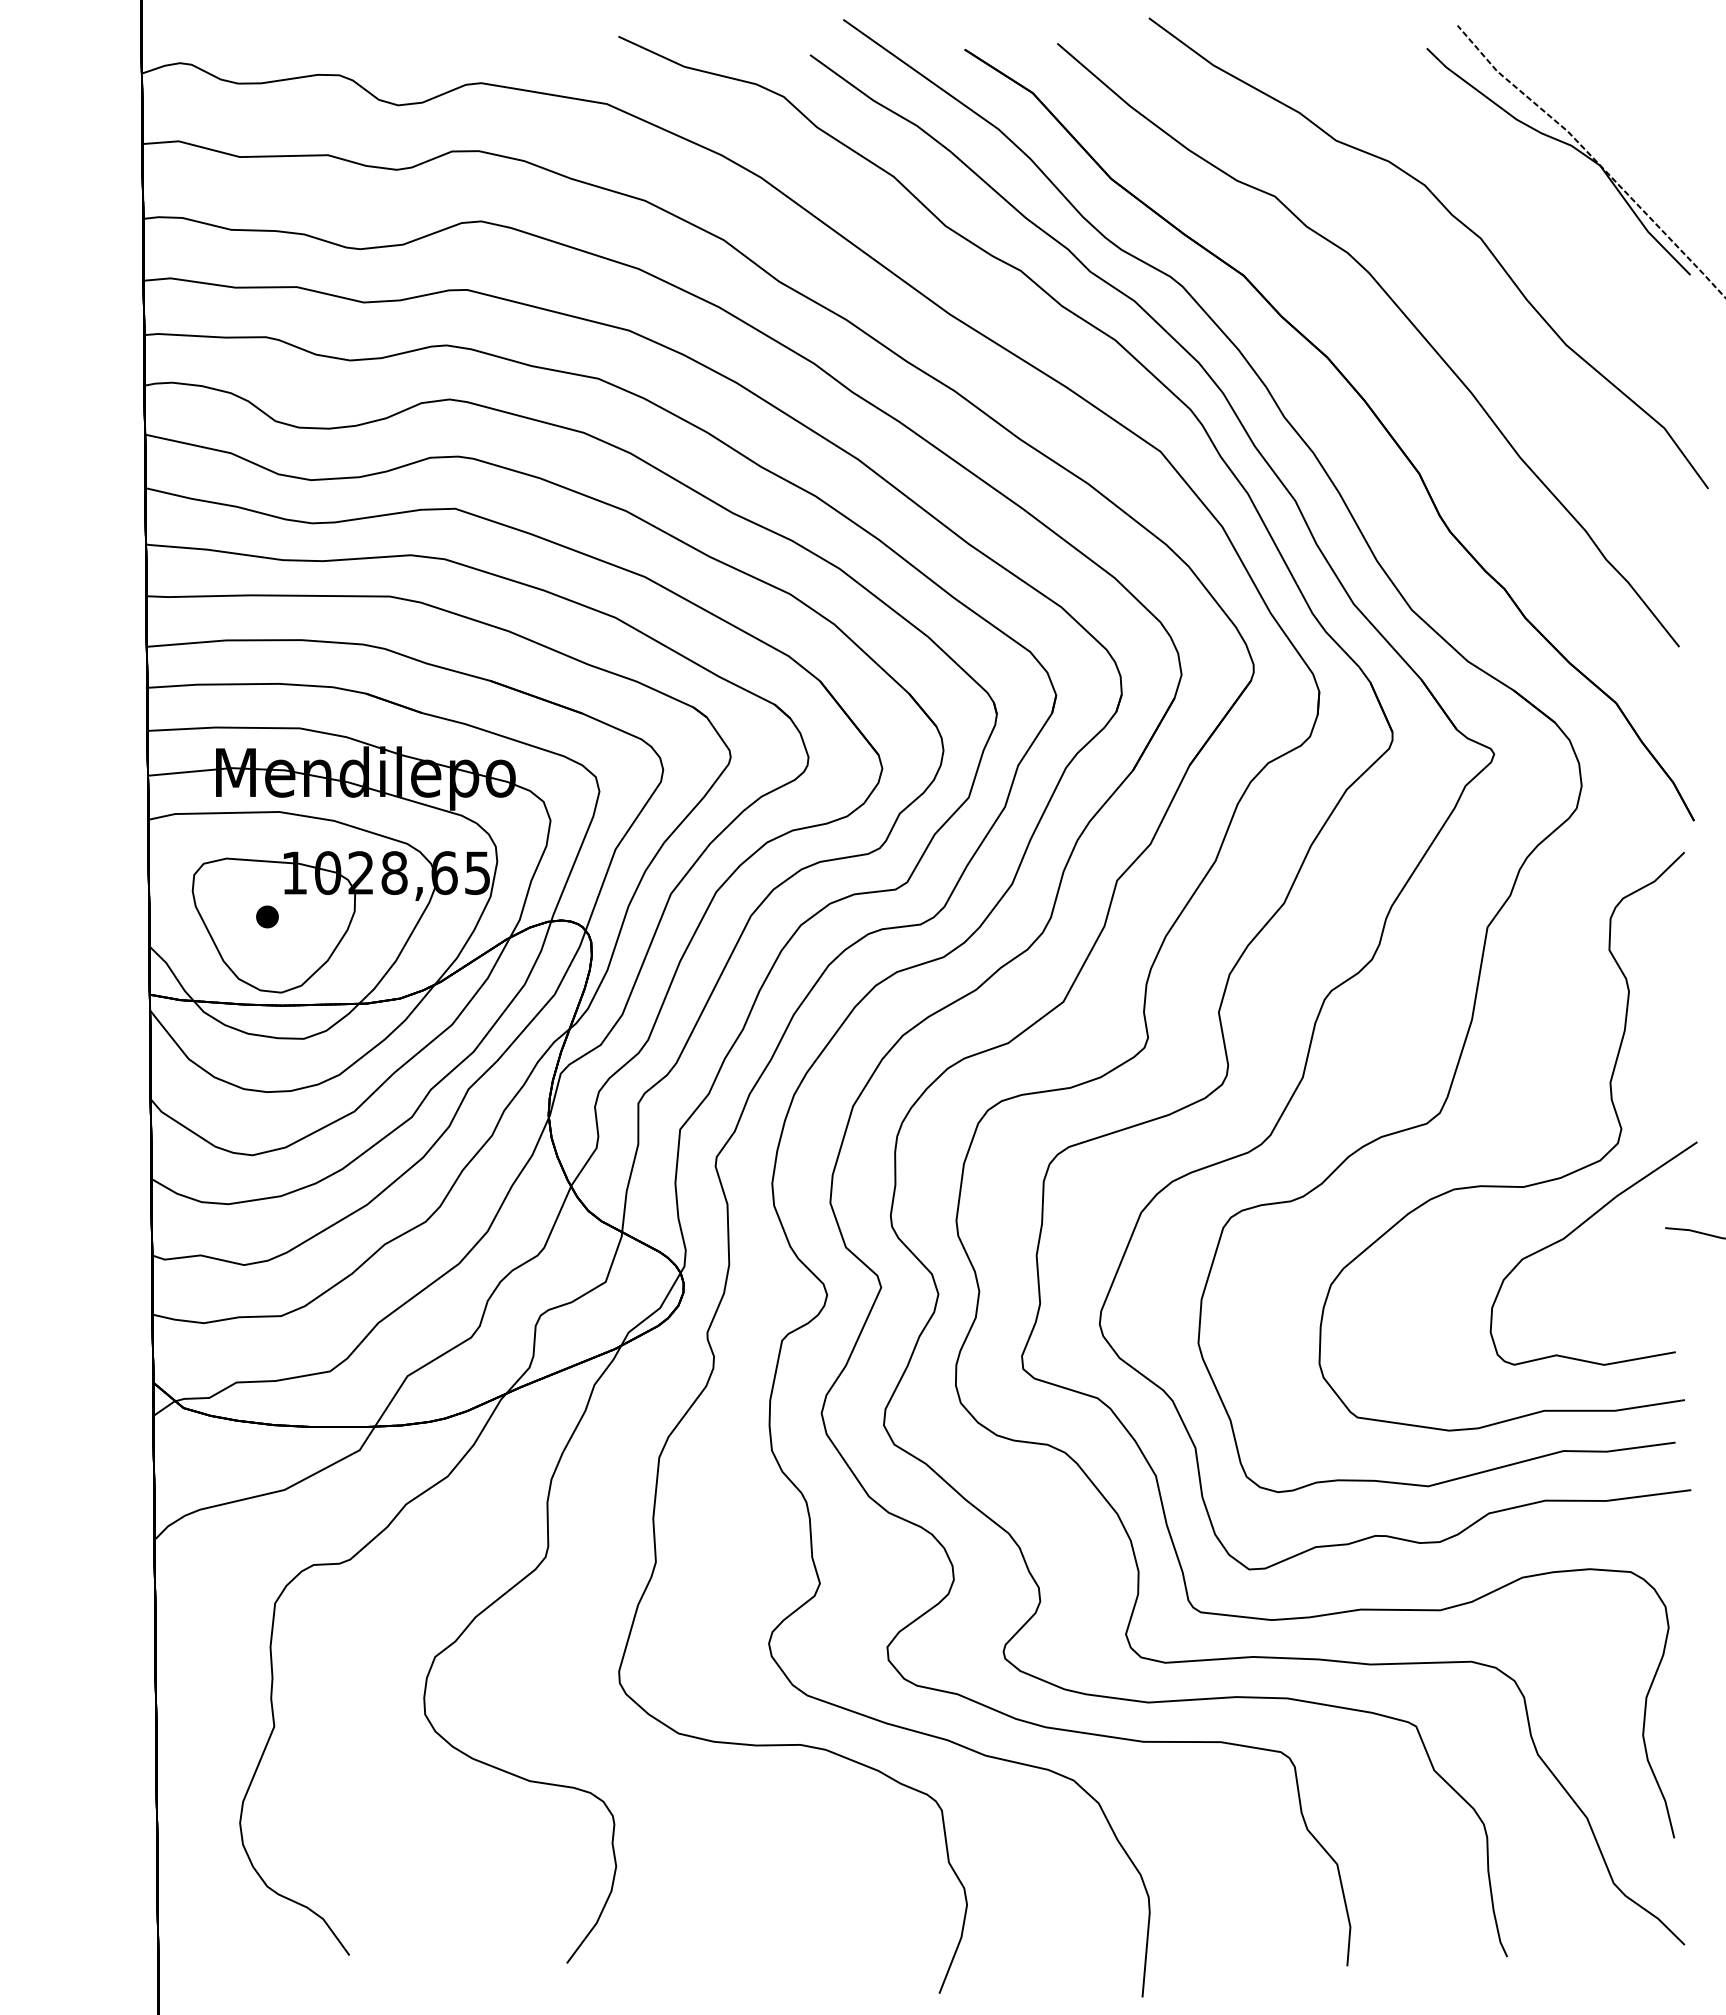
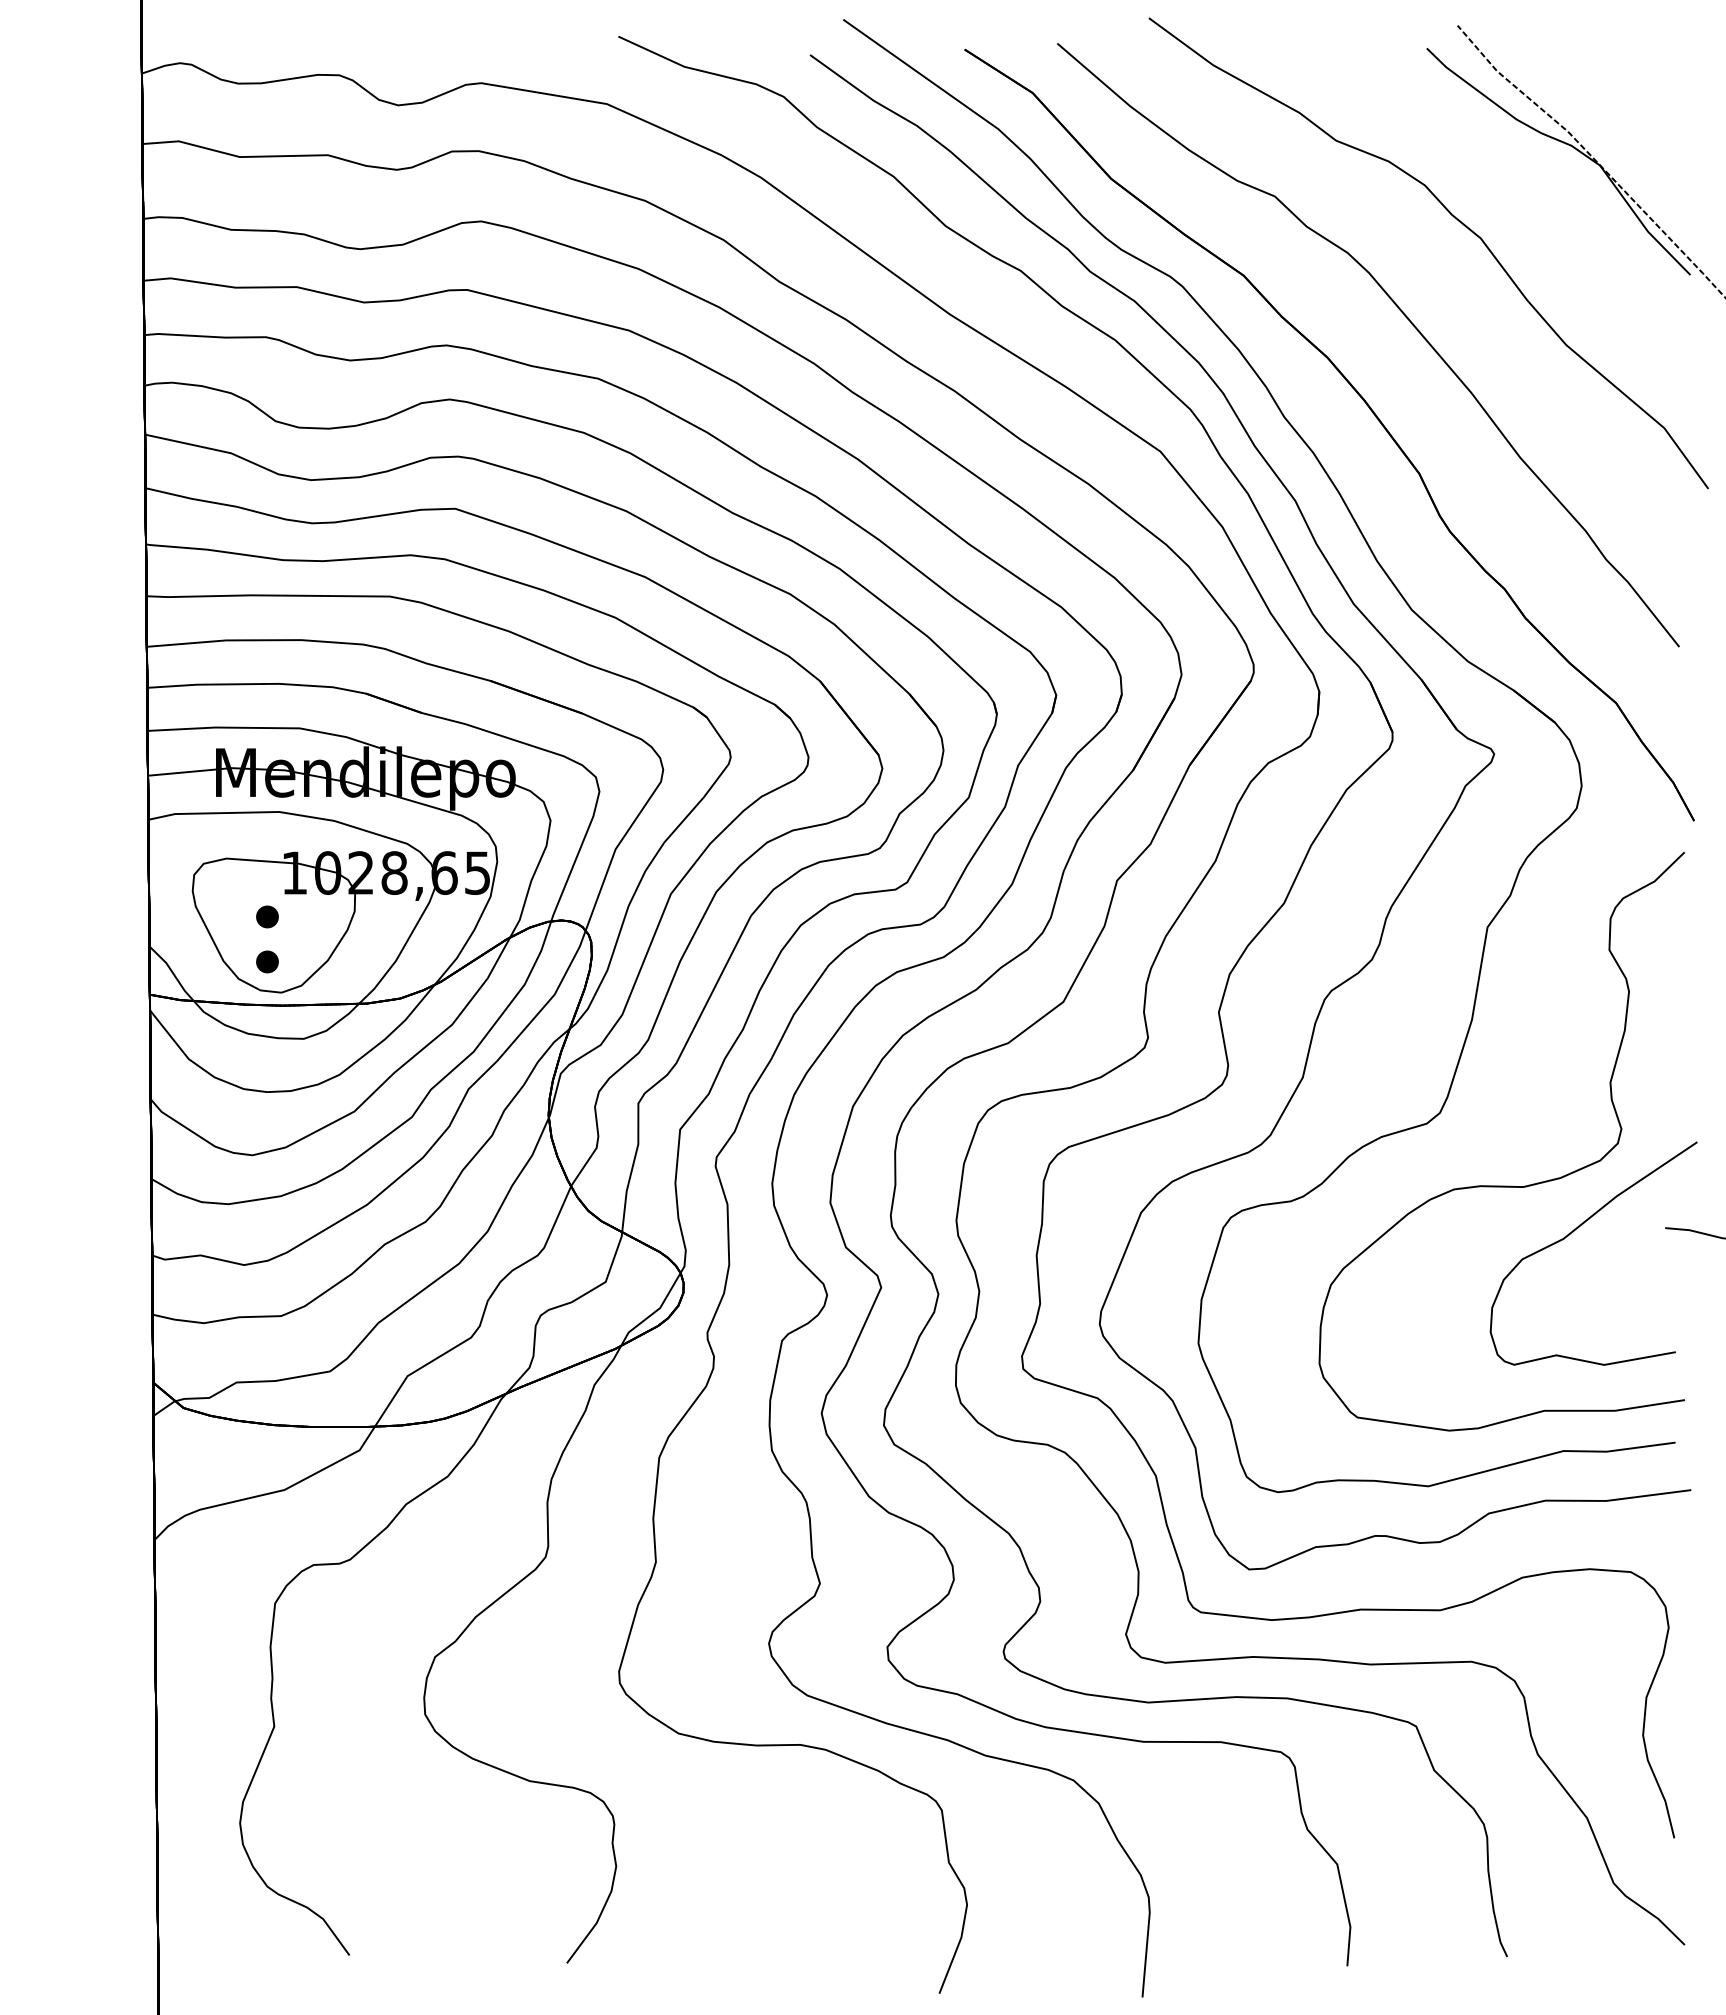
part: none -> present (267, 961)
